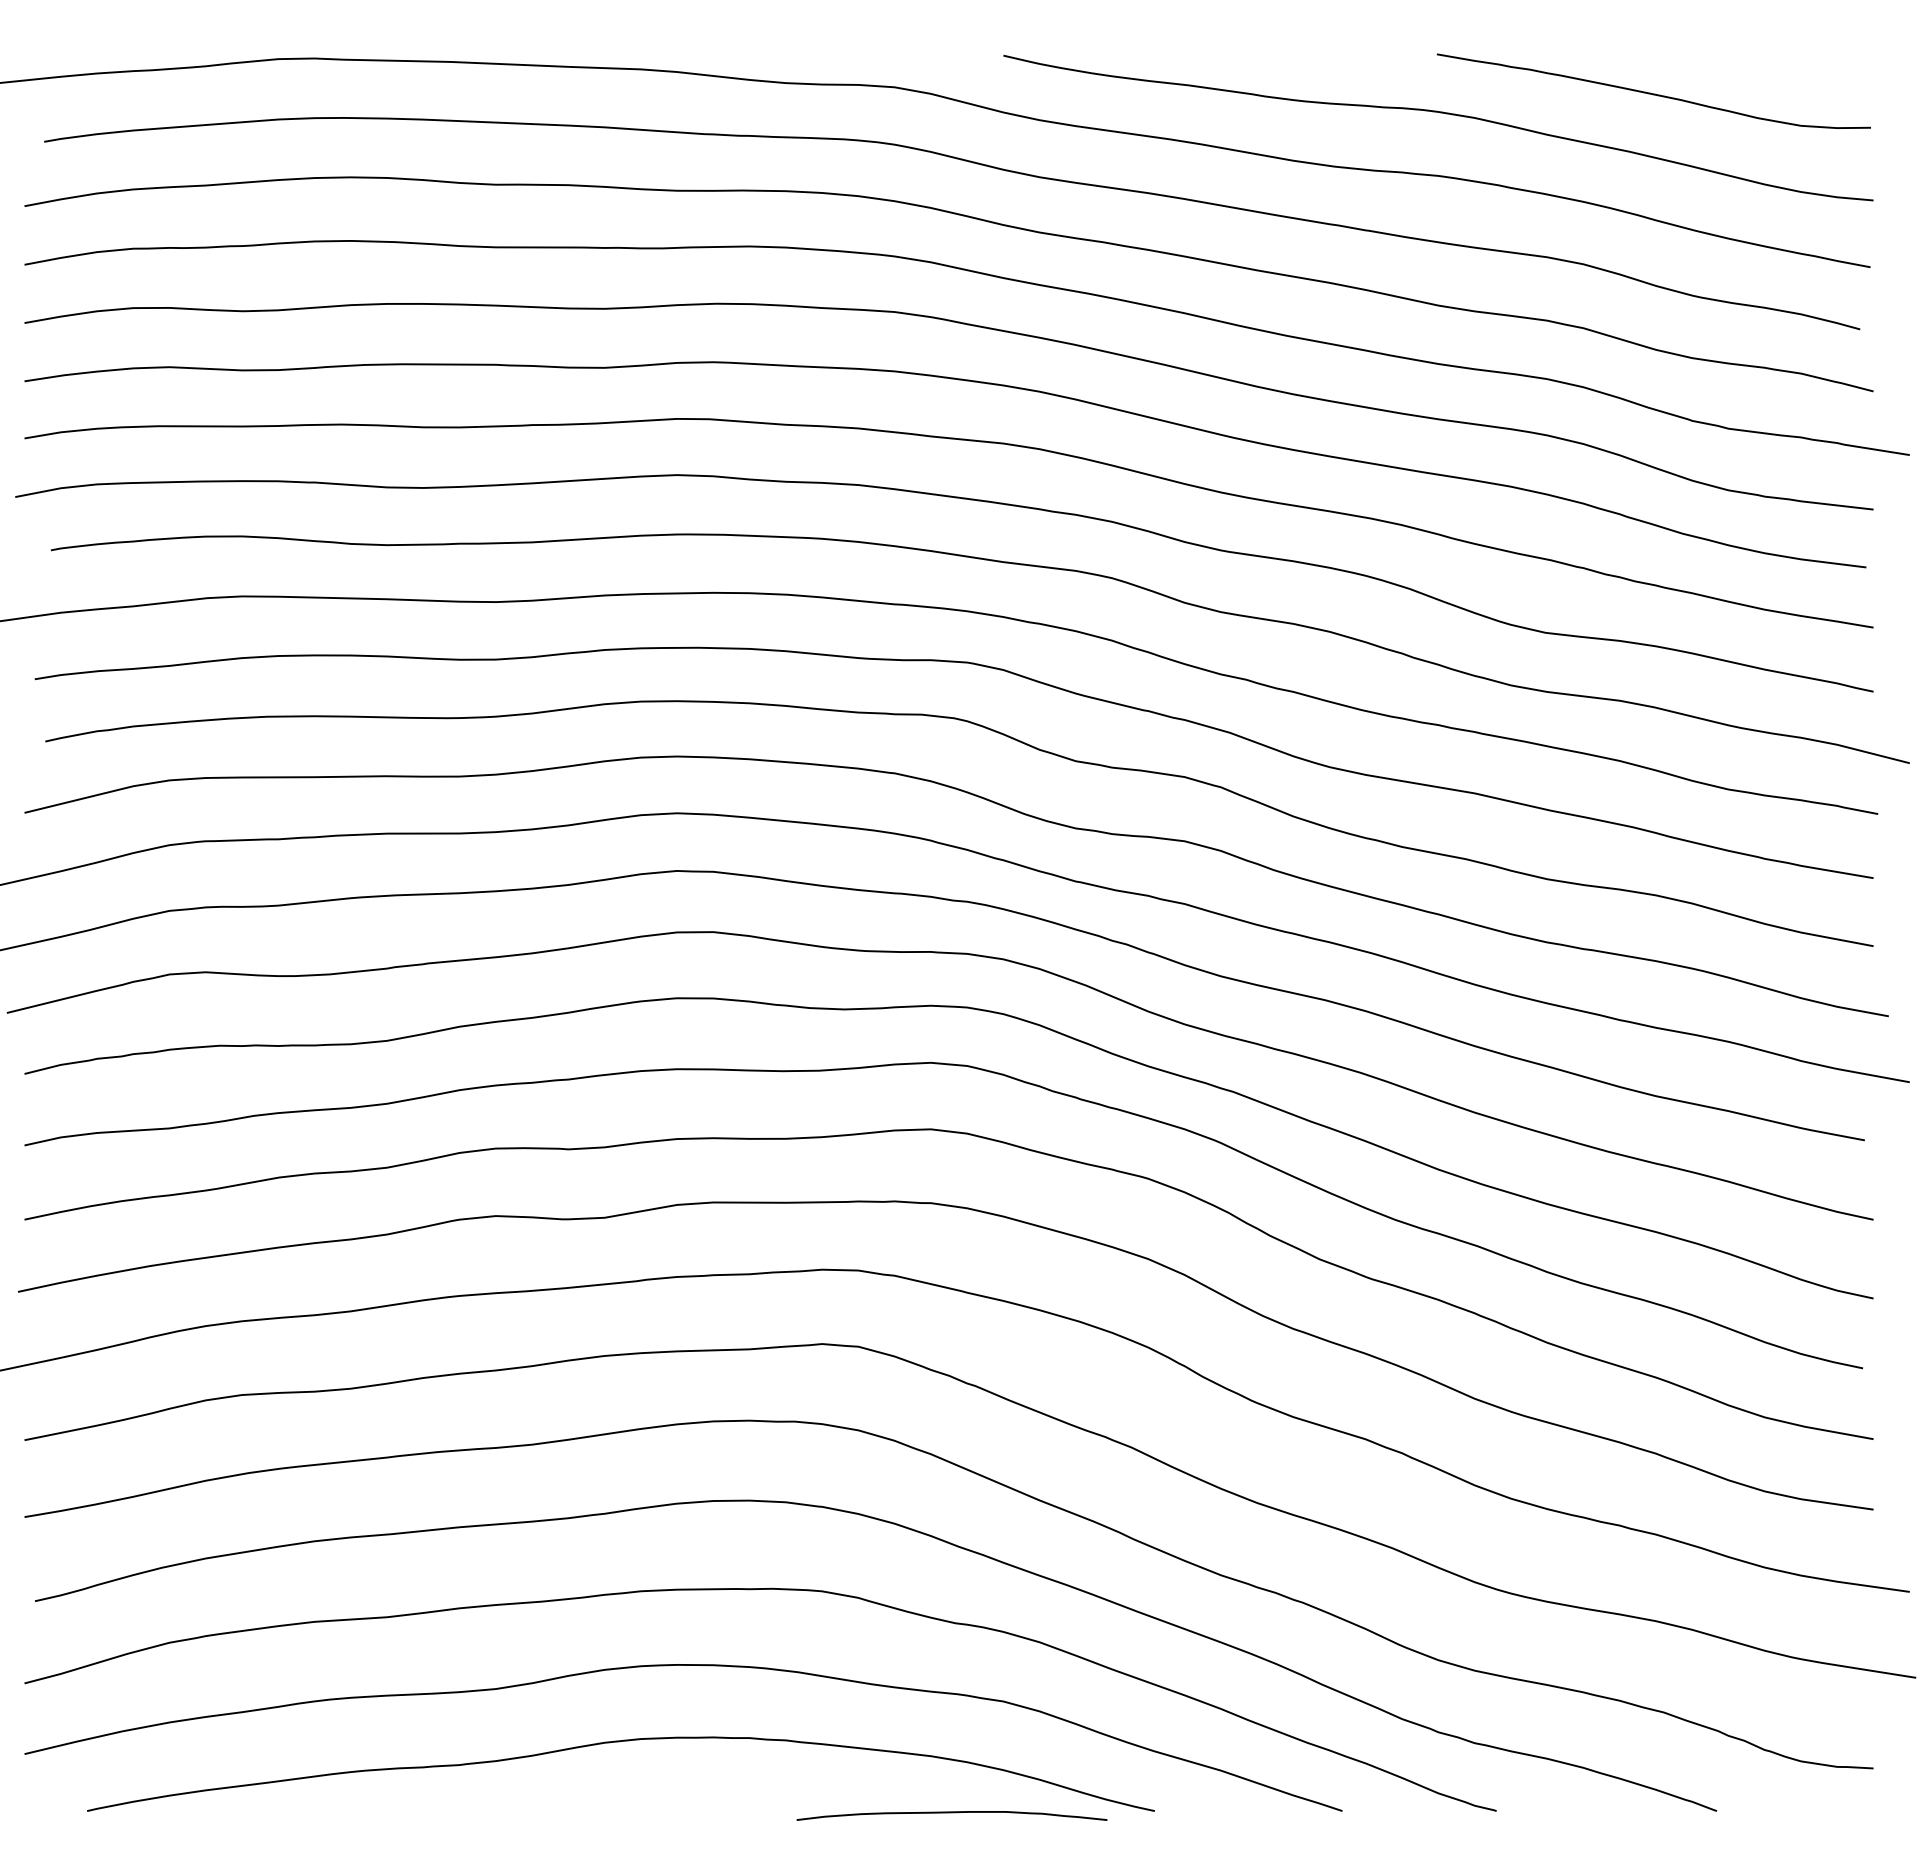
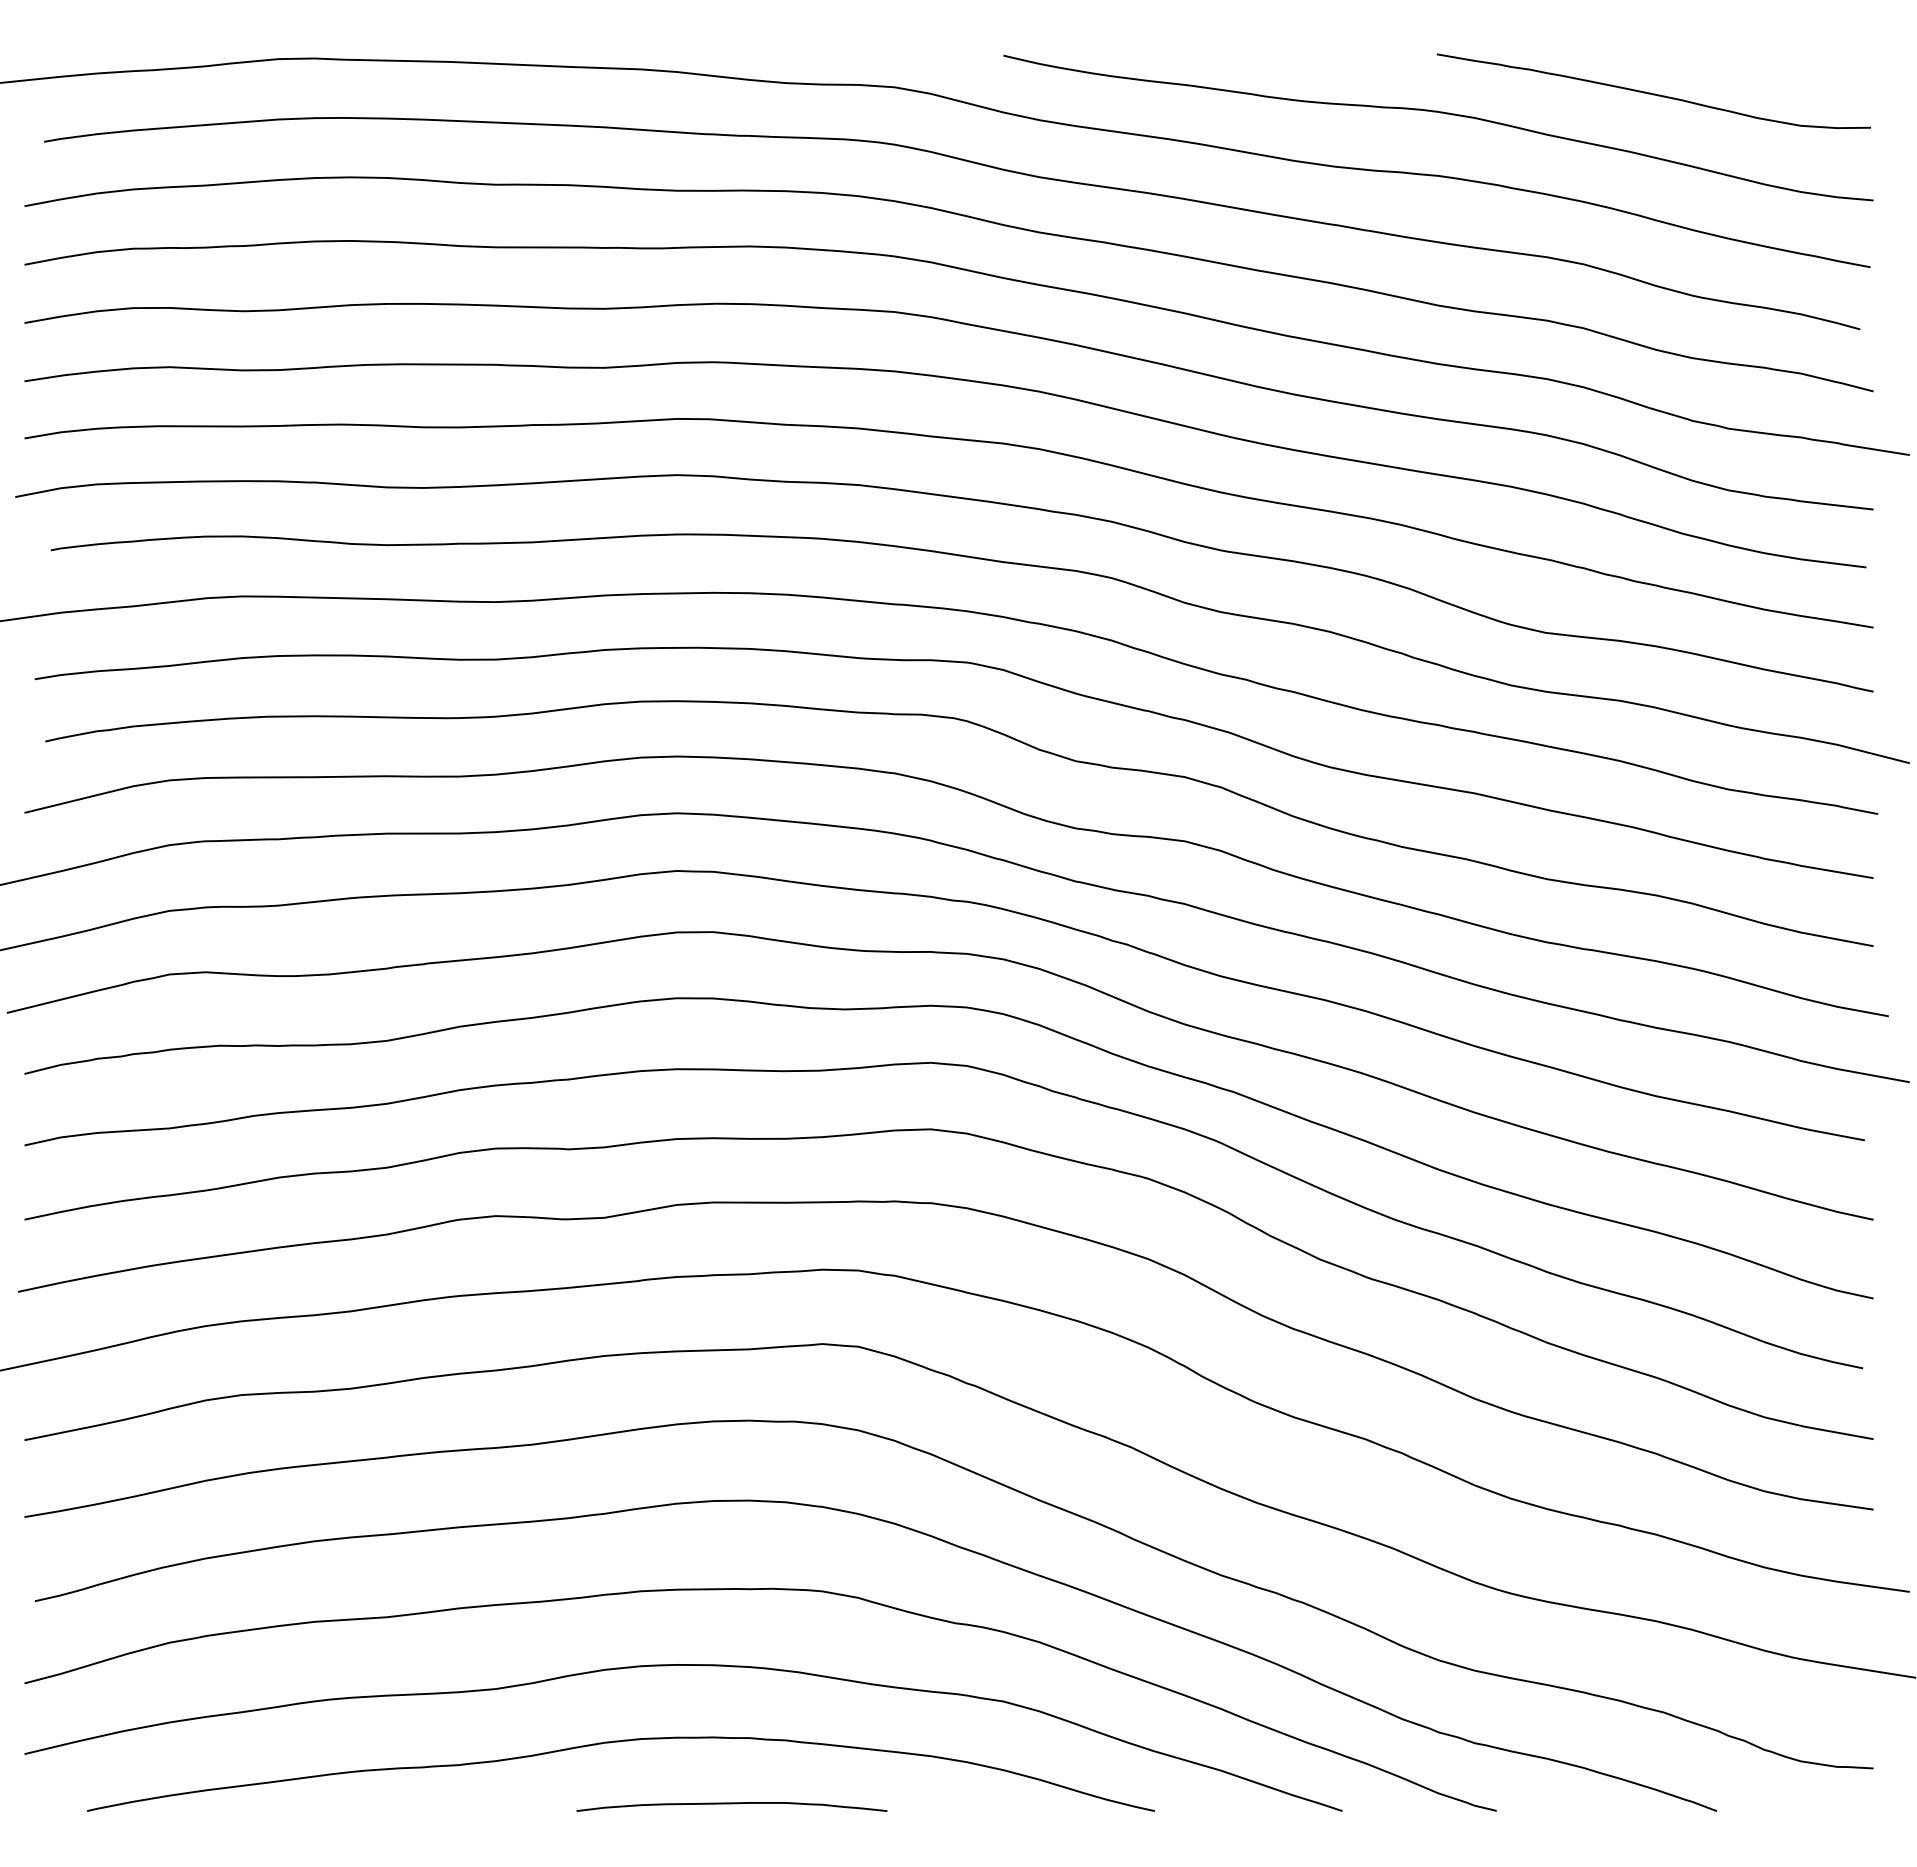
curve position: (951, 1813) -> (731, 1804) (731, 1804)
